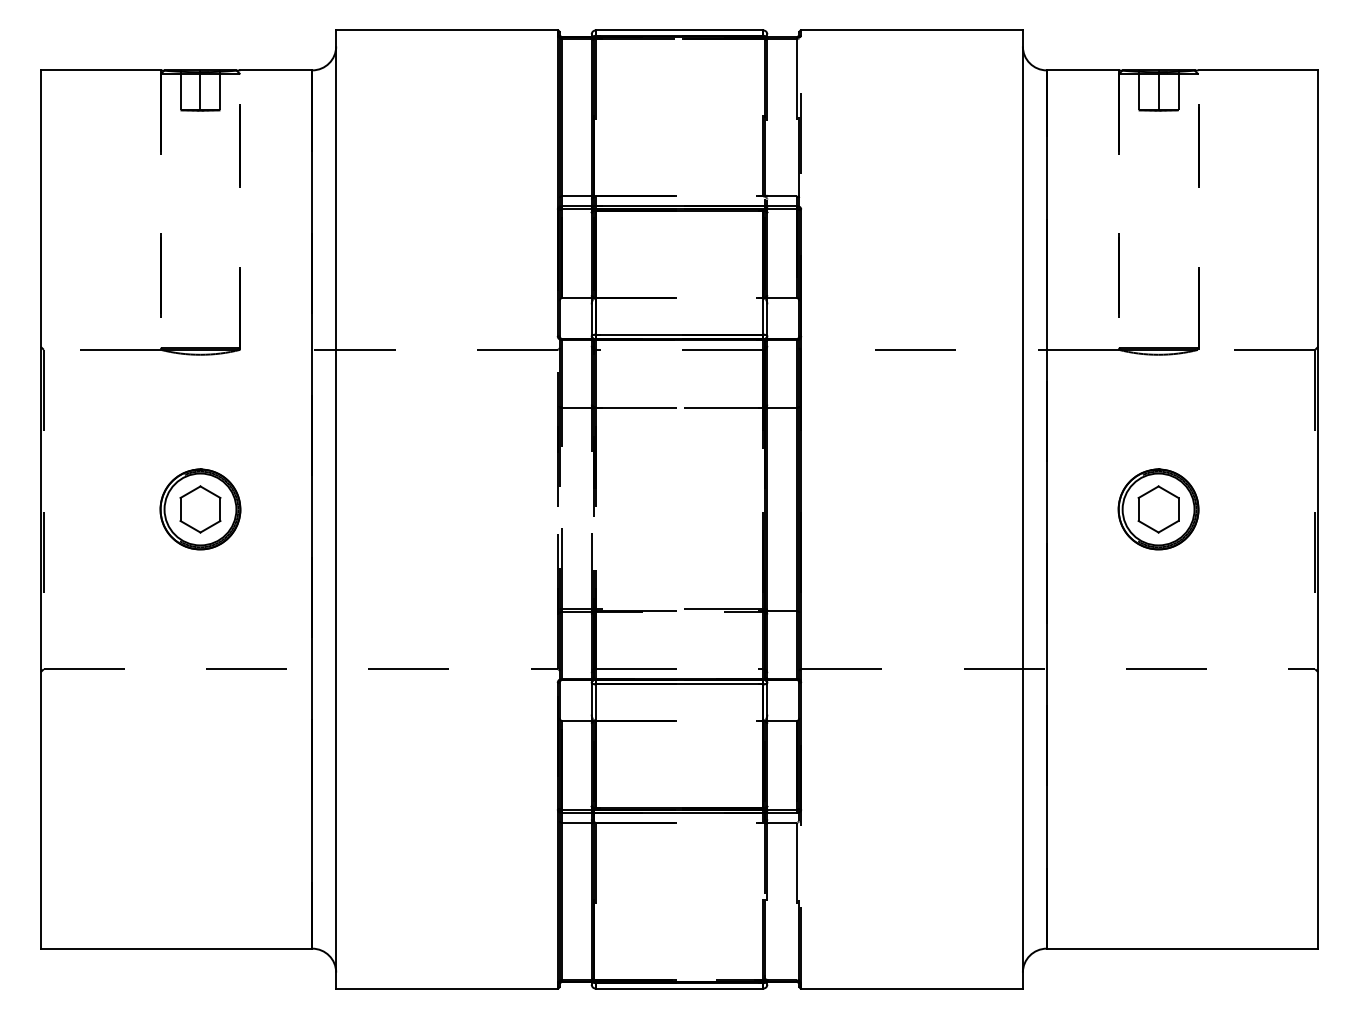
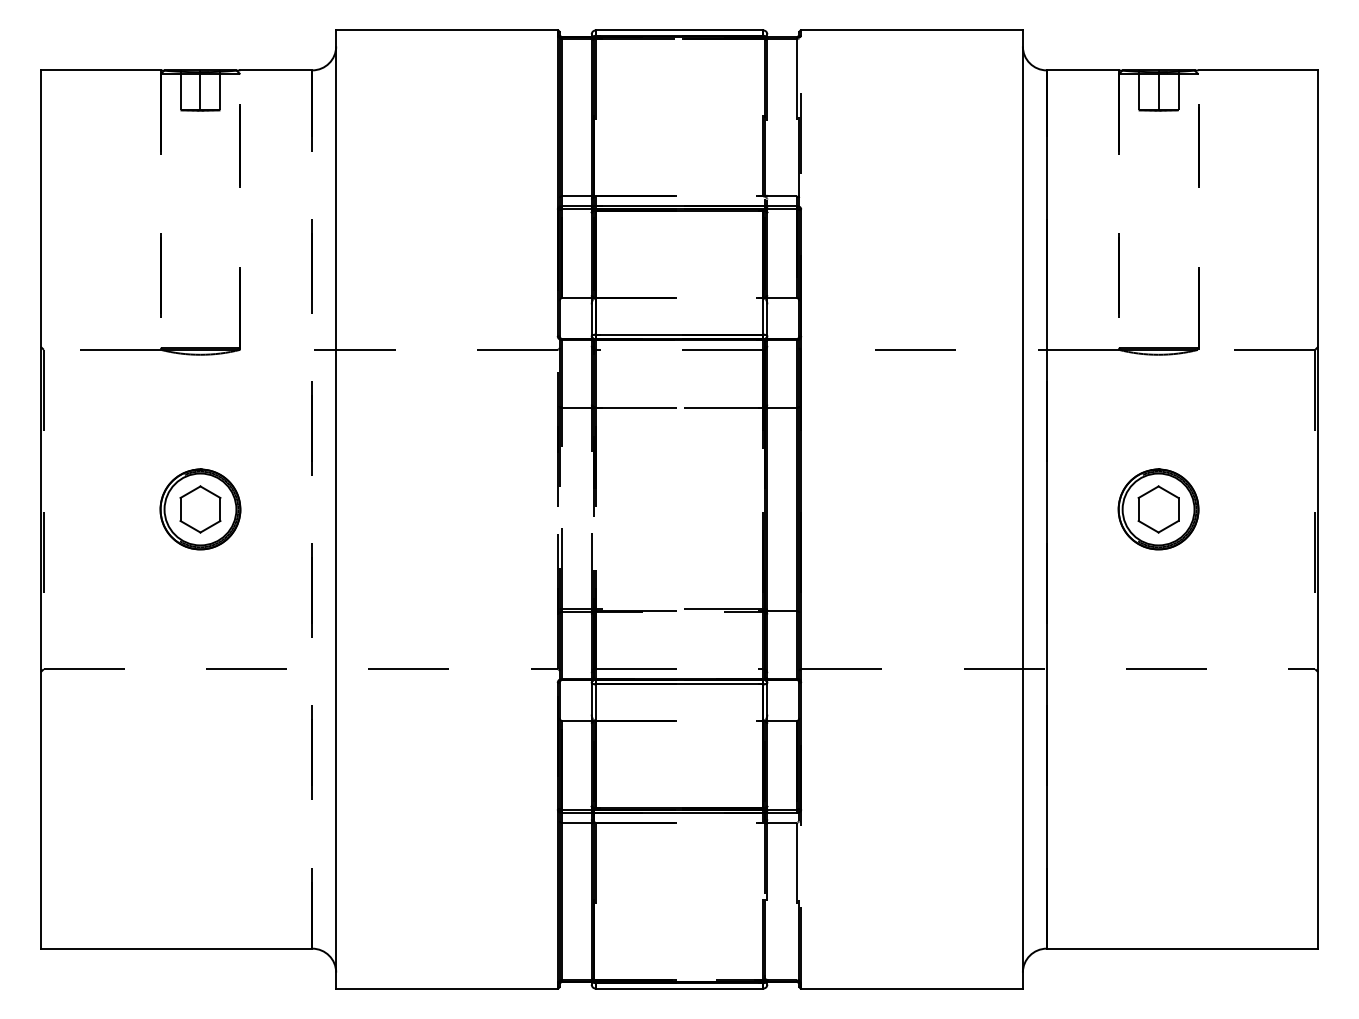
line: solid -> dashed (312, 509)
